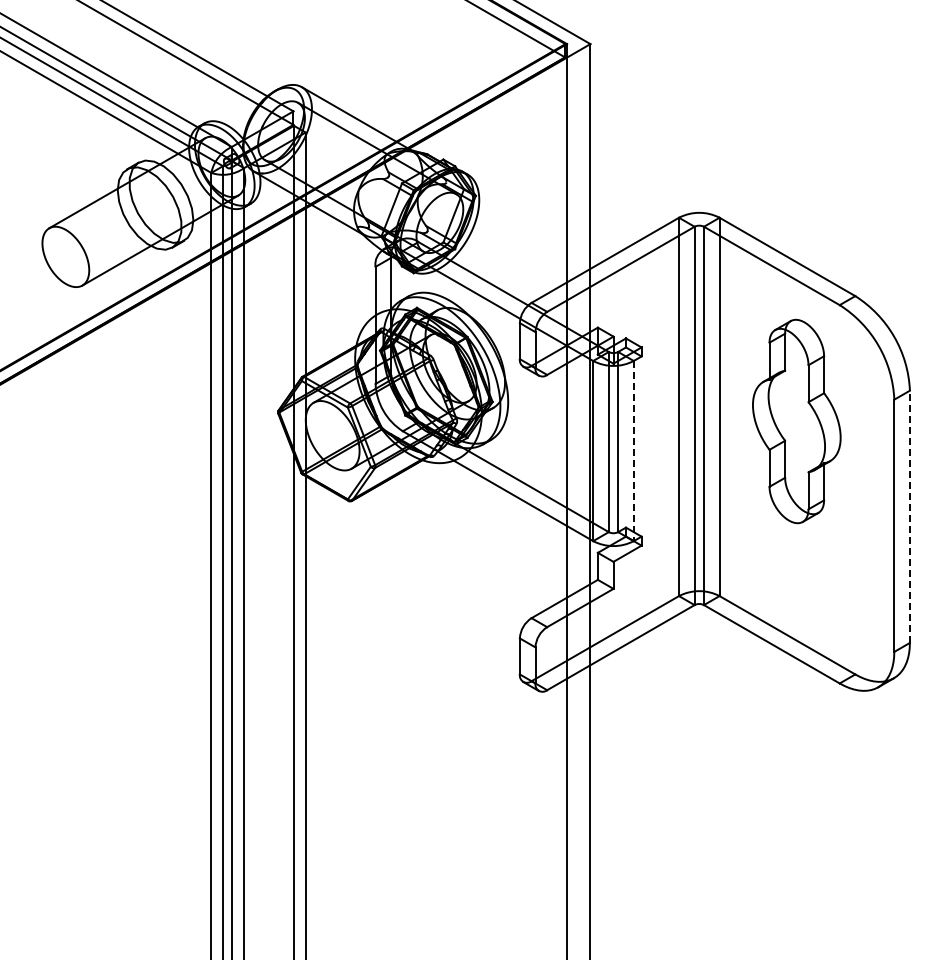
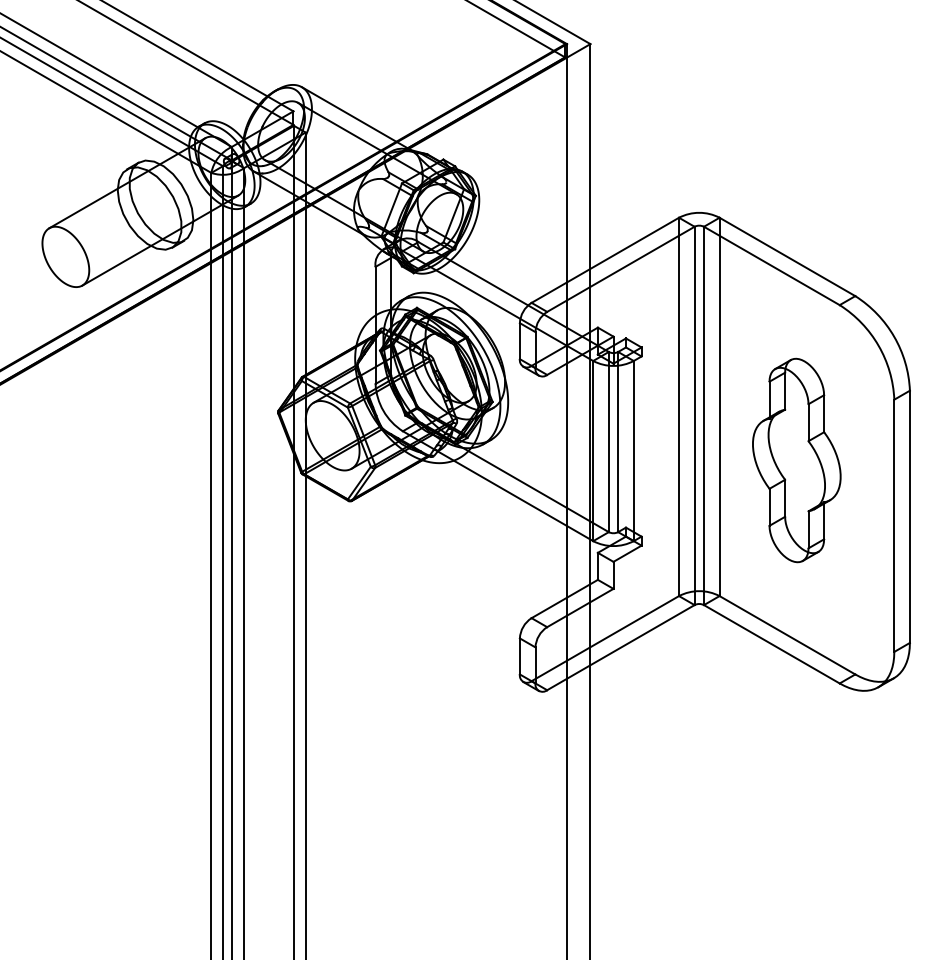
part position: (796, 421) -> (796, 460) (796, 460)
line: dashed -> solid (633, 451)
line: dashed -> solid (909, 516)
